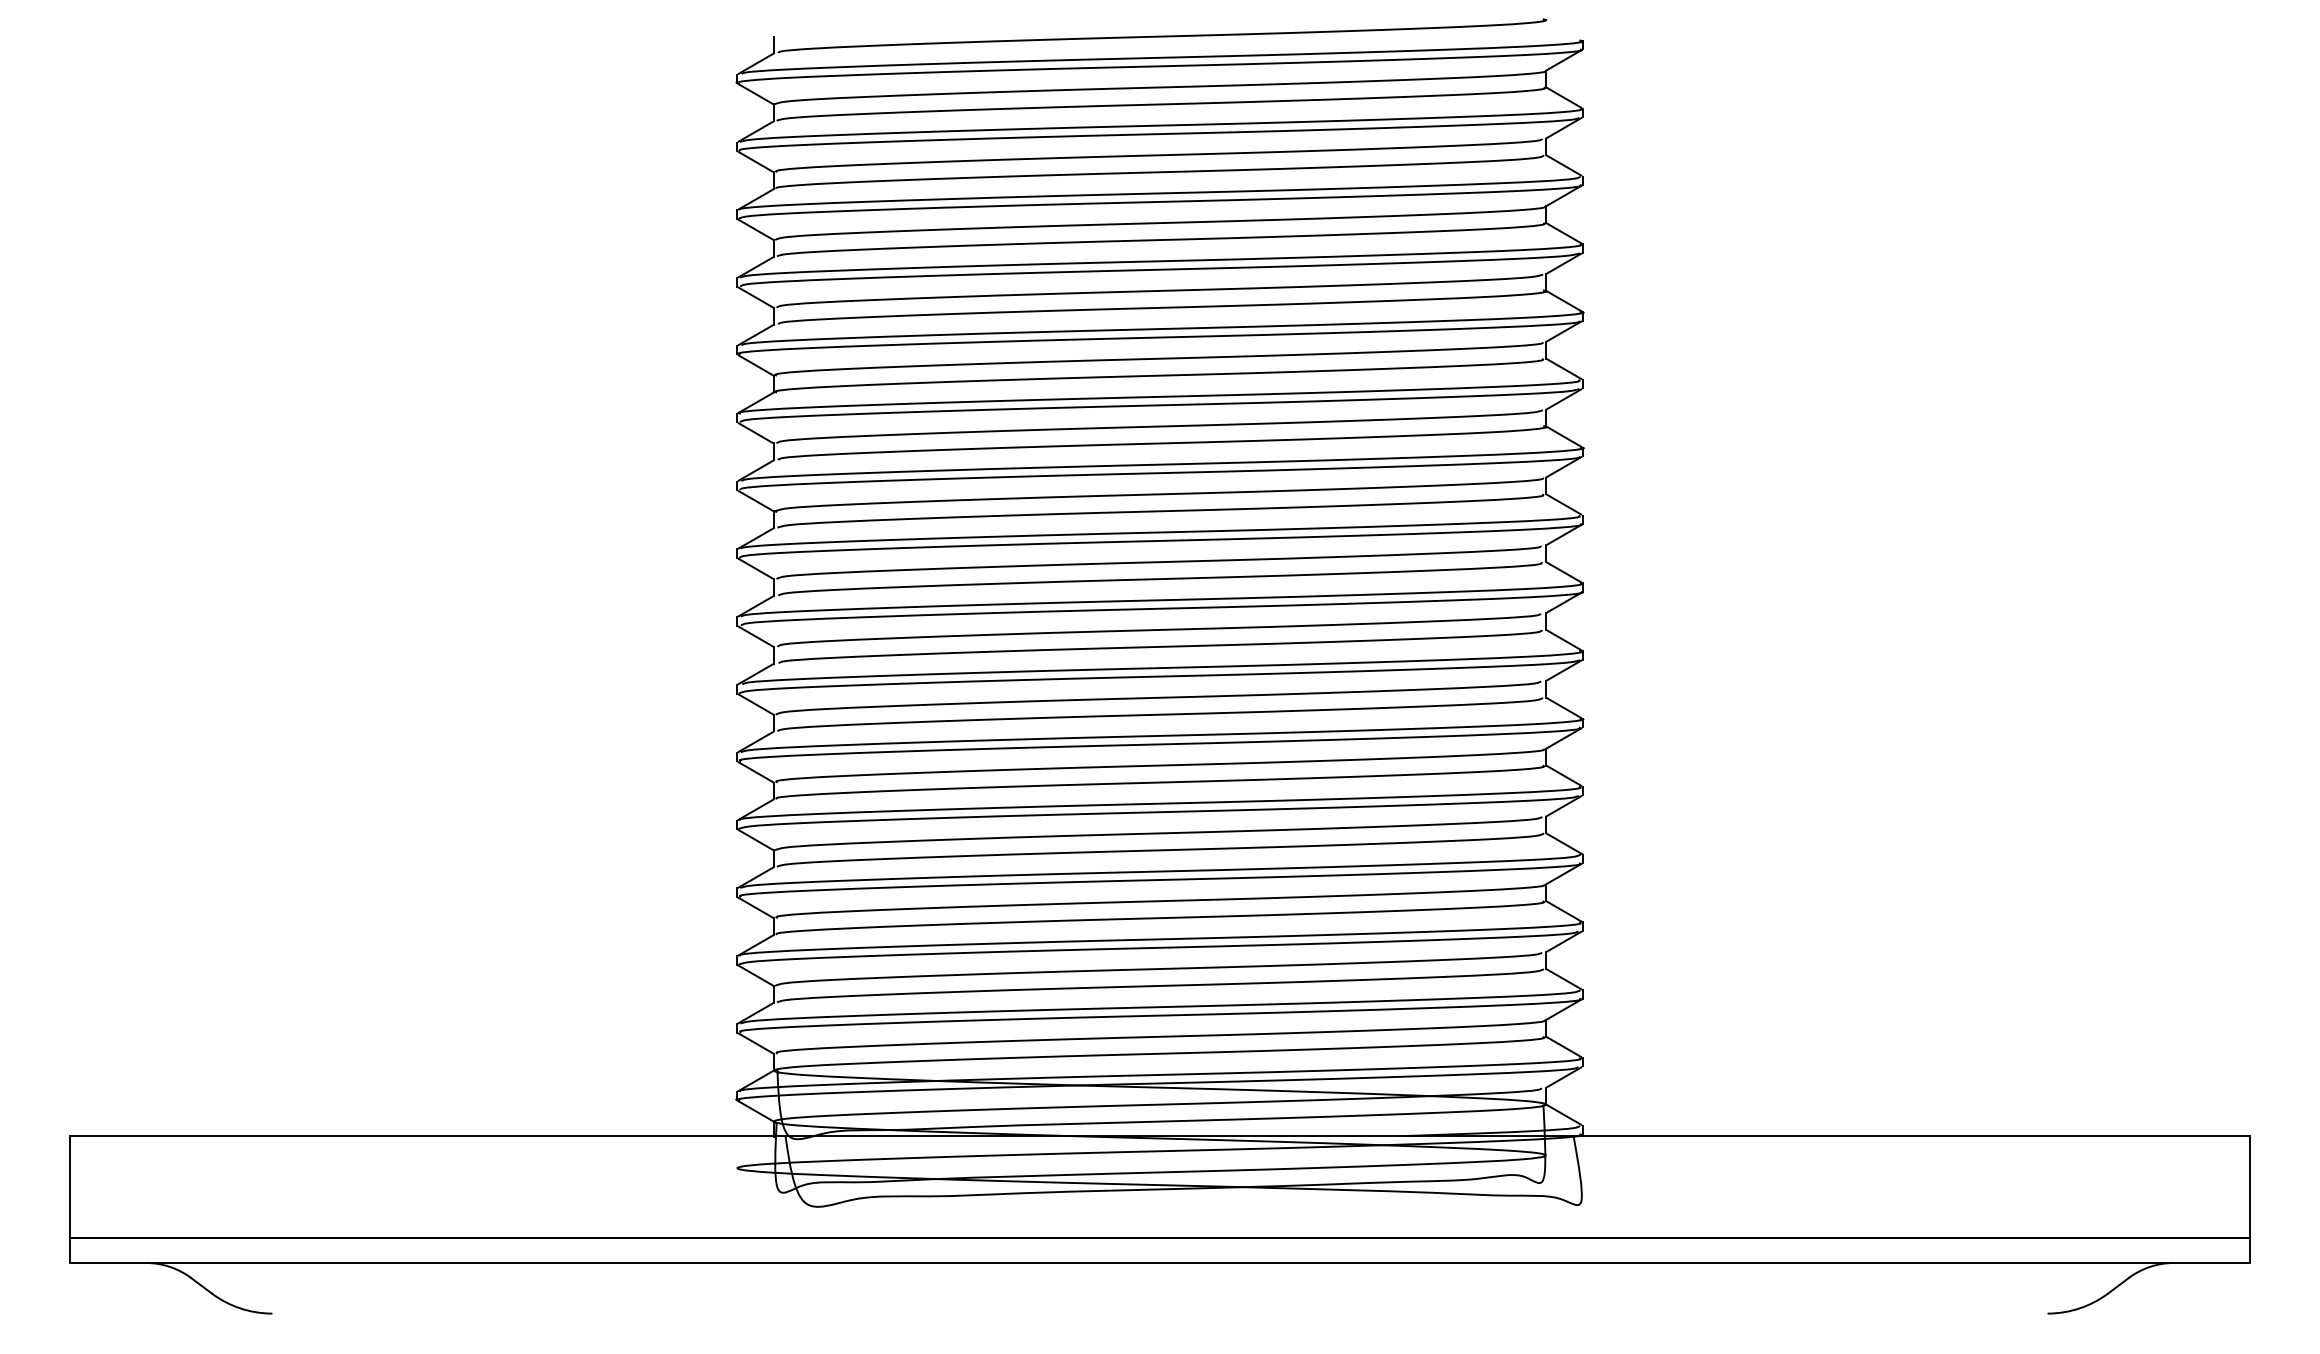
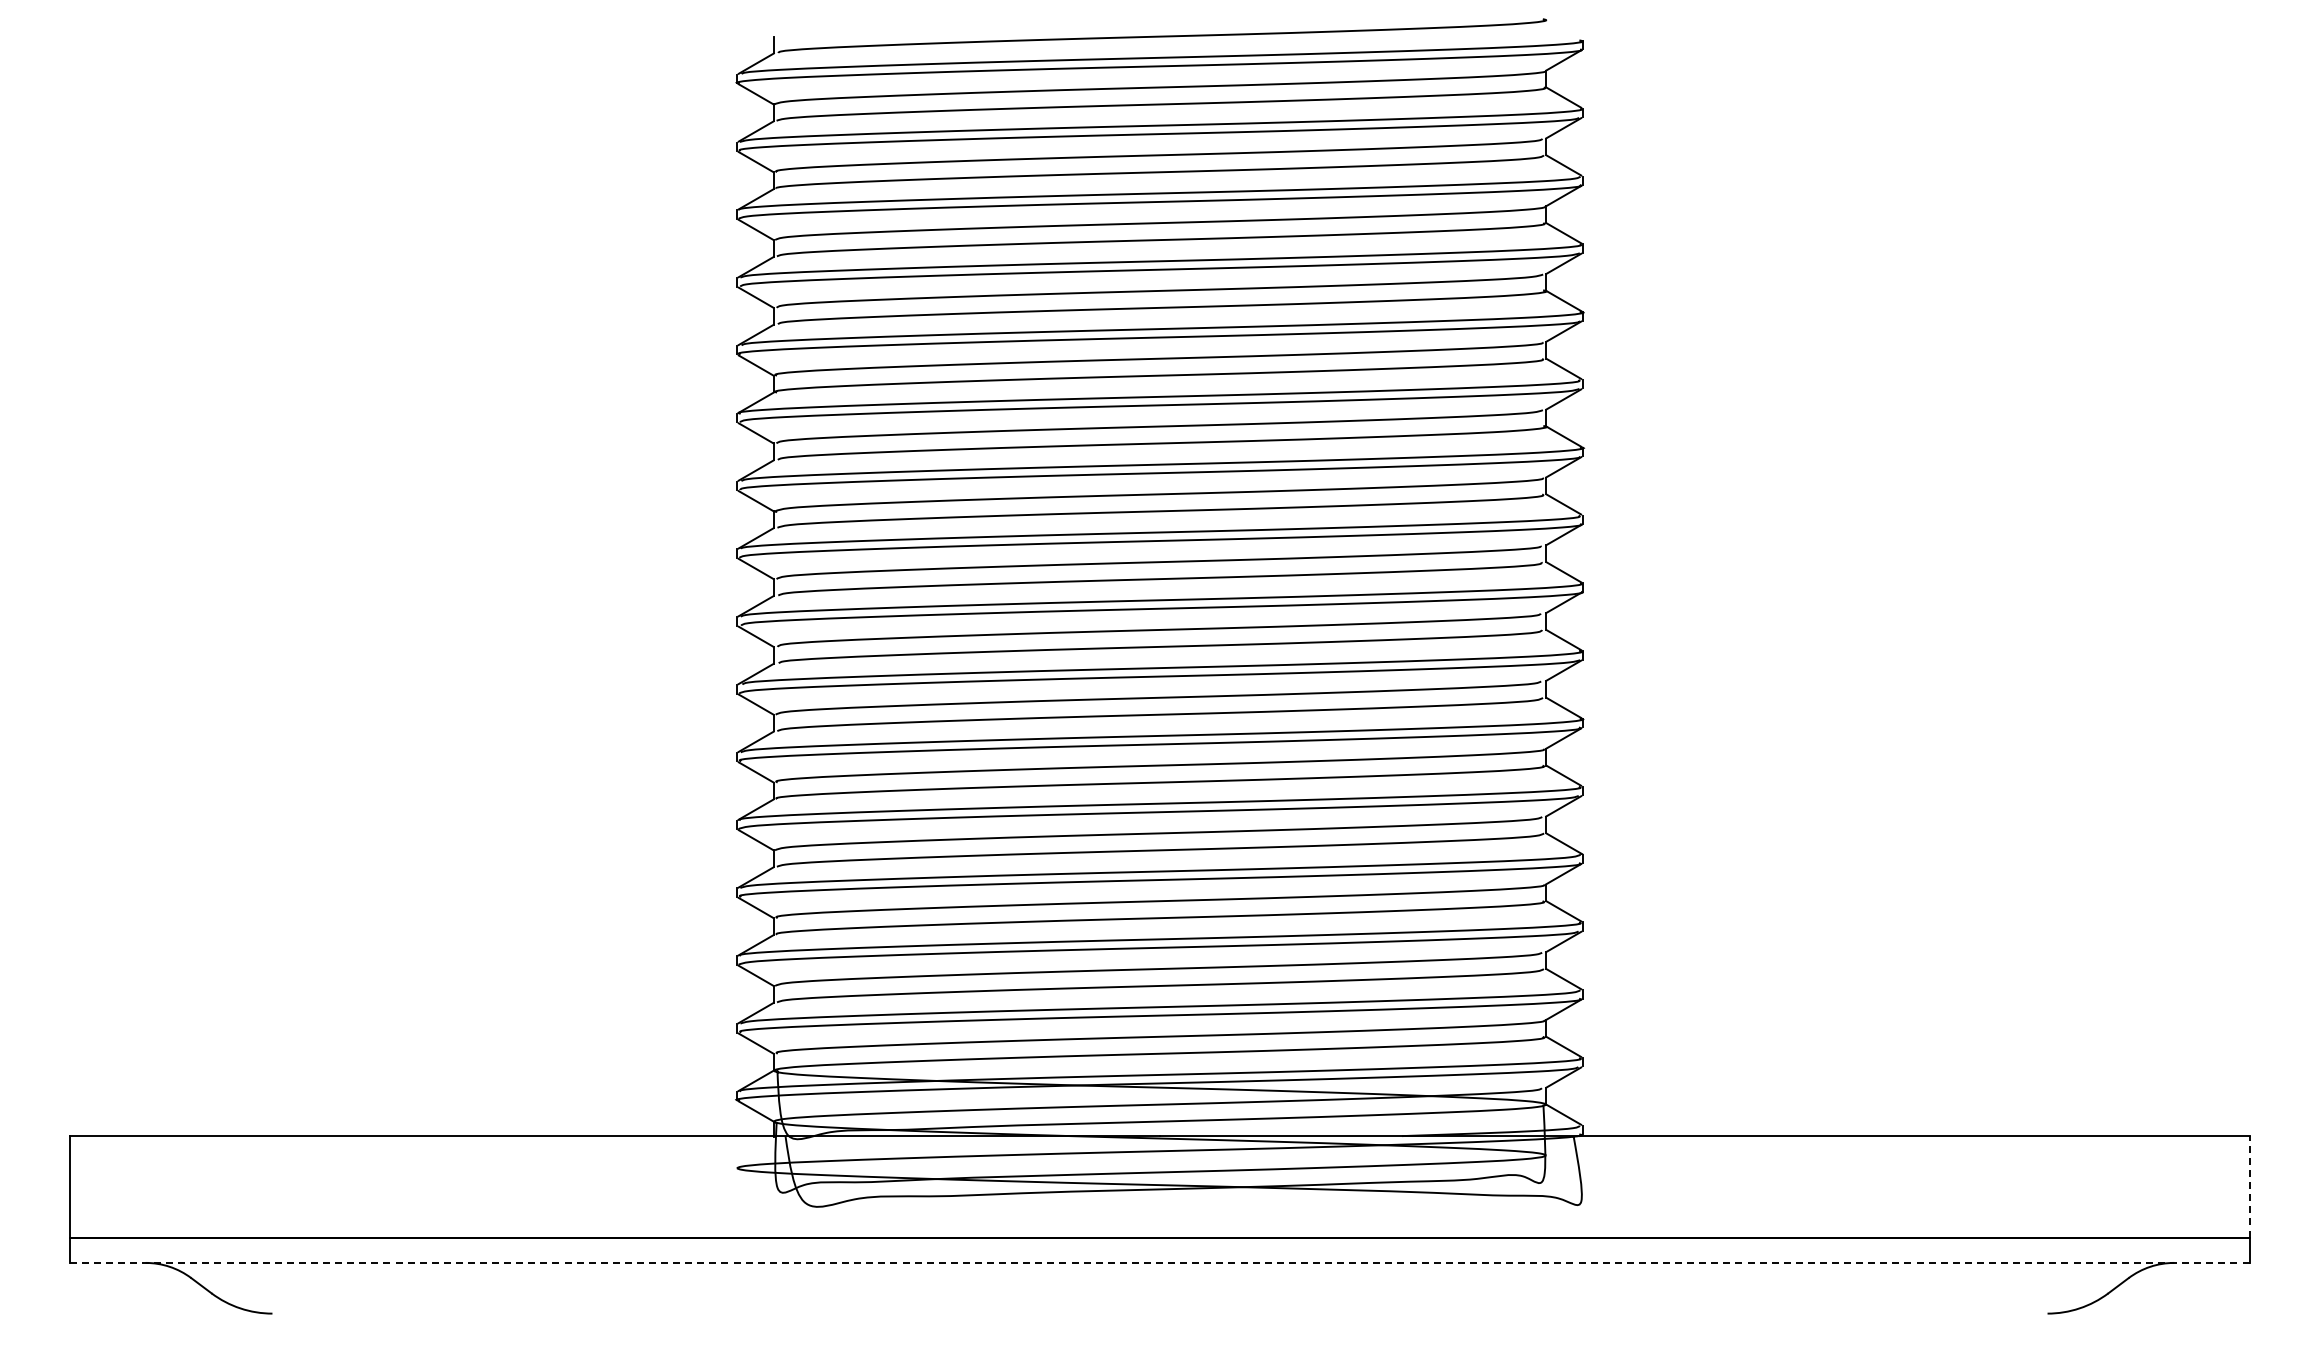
line: solid -> dashed (2250, 1186)
line: solid -> dashed (1160, 1262)
